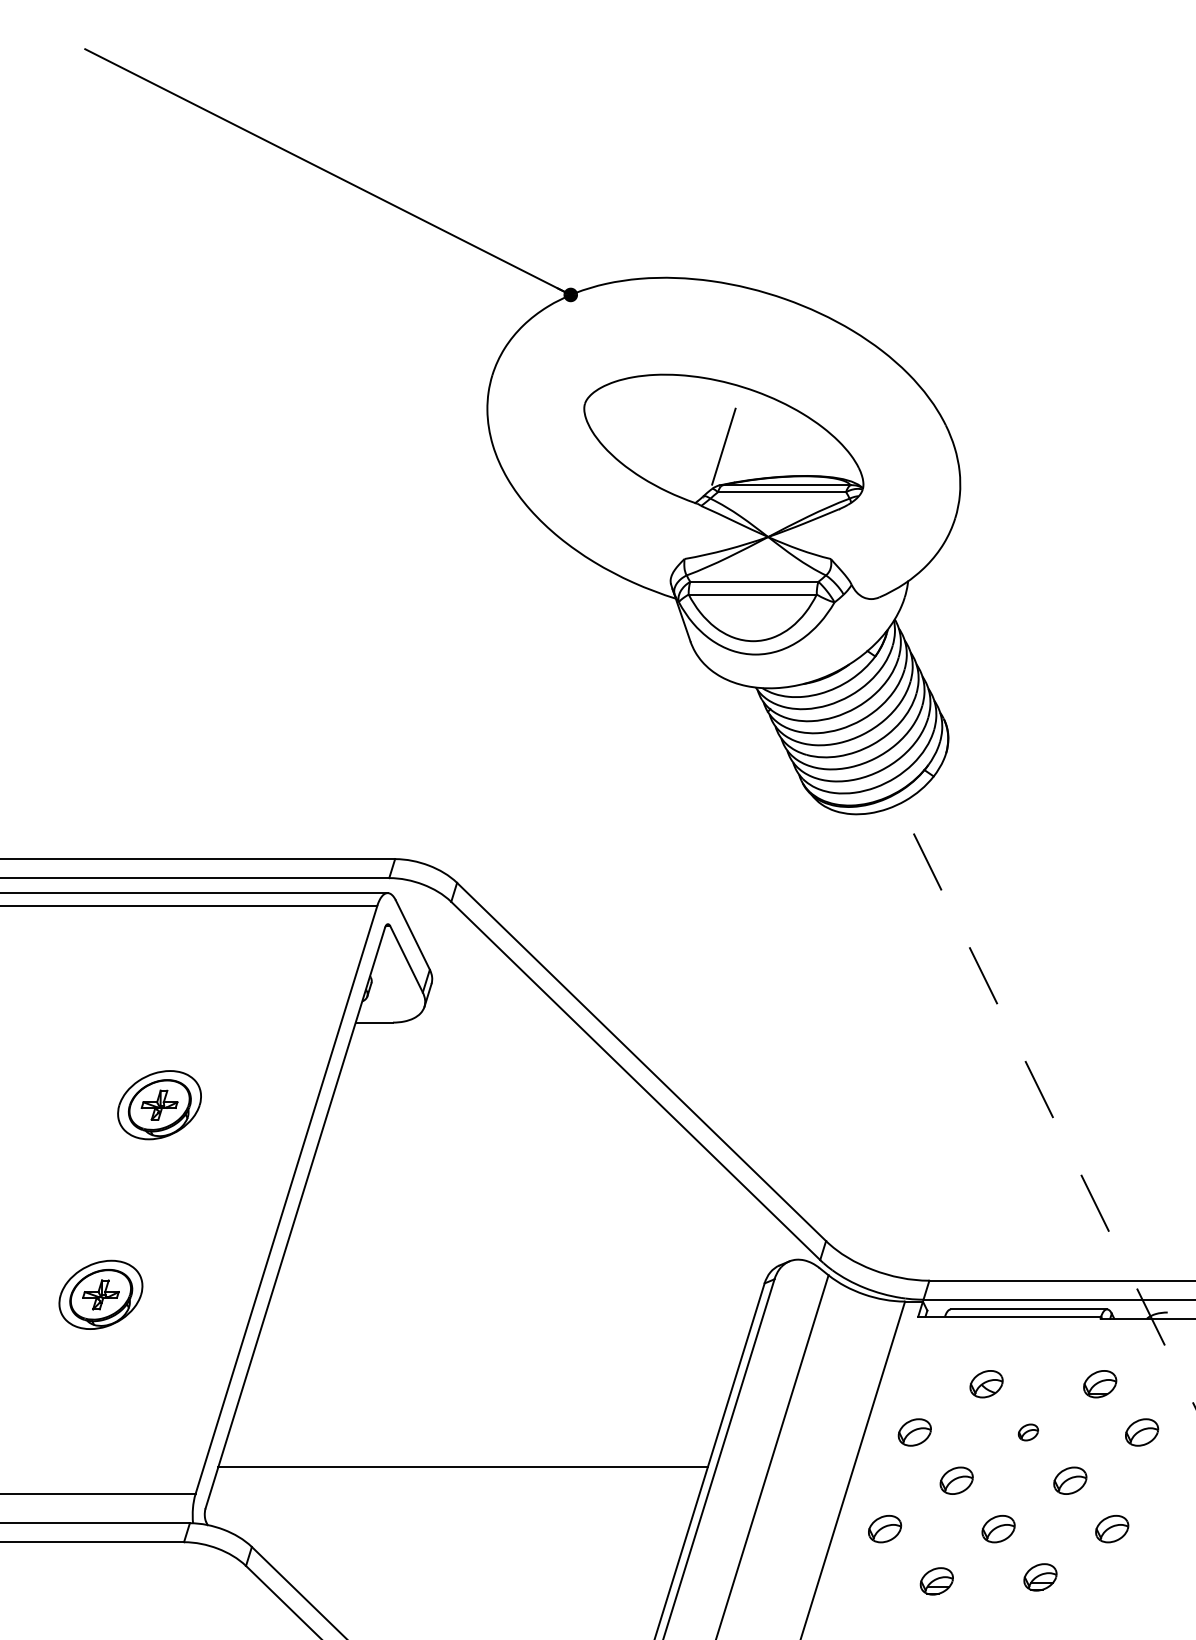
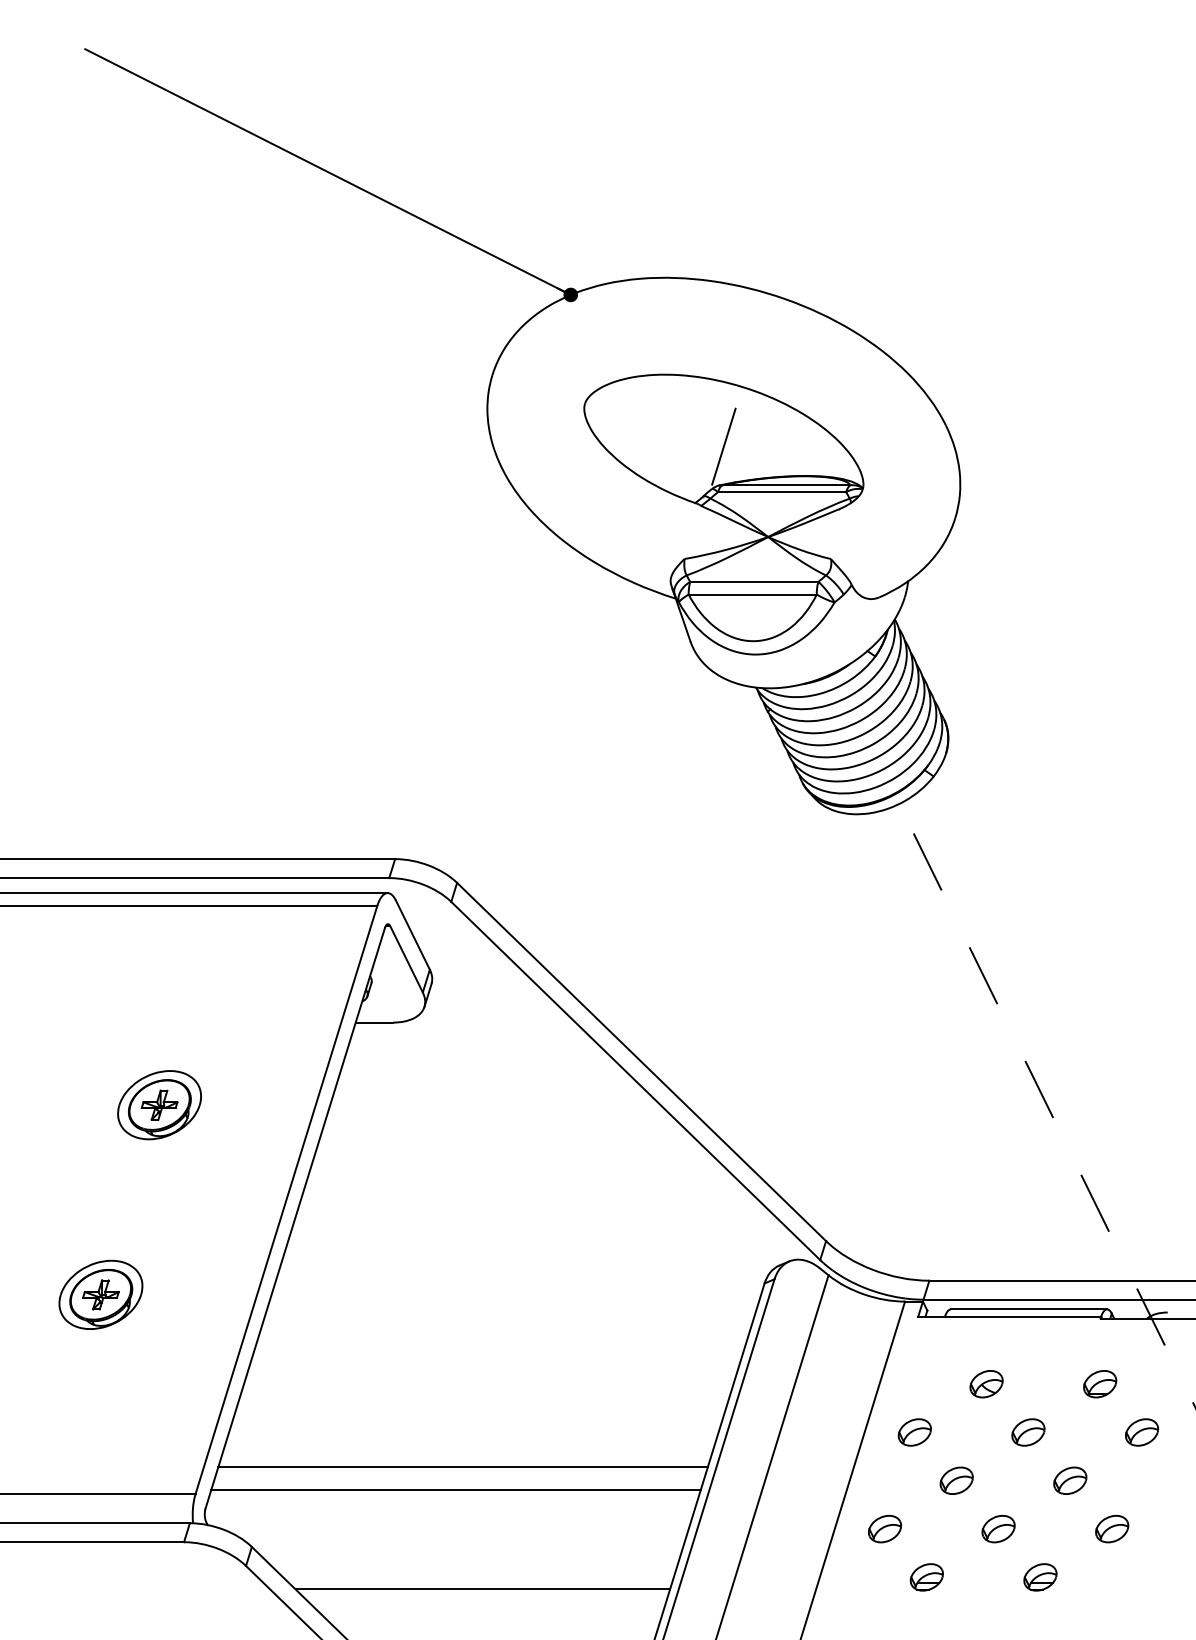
part size: 23x19 px -> 35x29 px (1028, 1432)
line: none -> present (455, 1489)
part position: (936, 1581) -> (926, 1577) (926, 1577)
line: none -> present (482, 1589)
